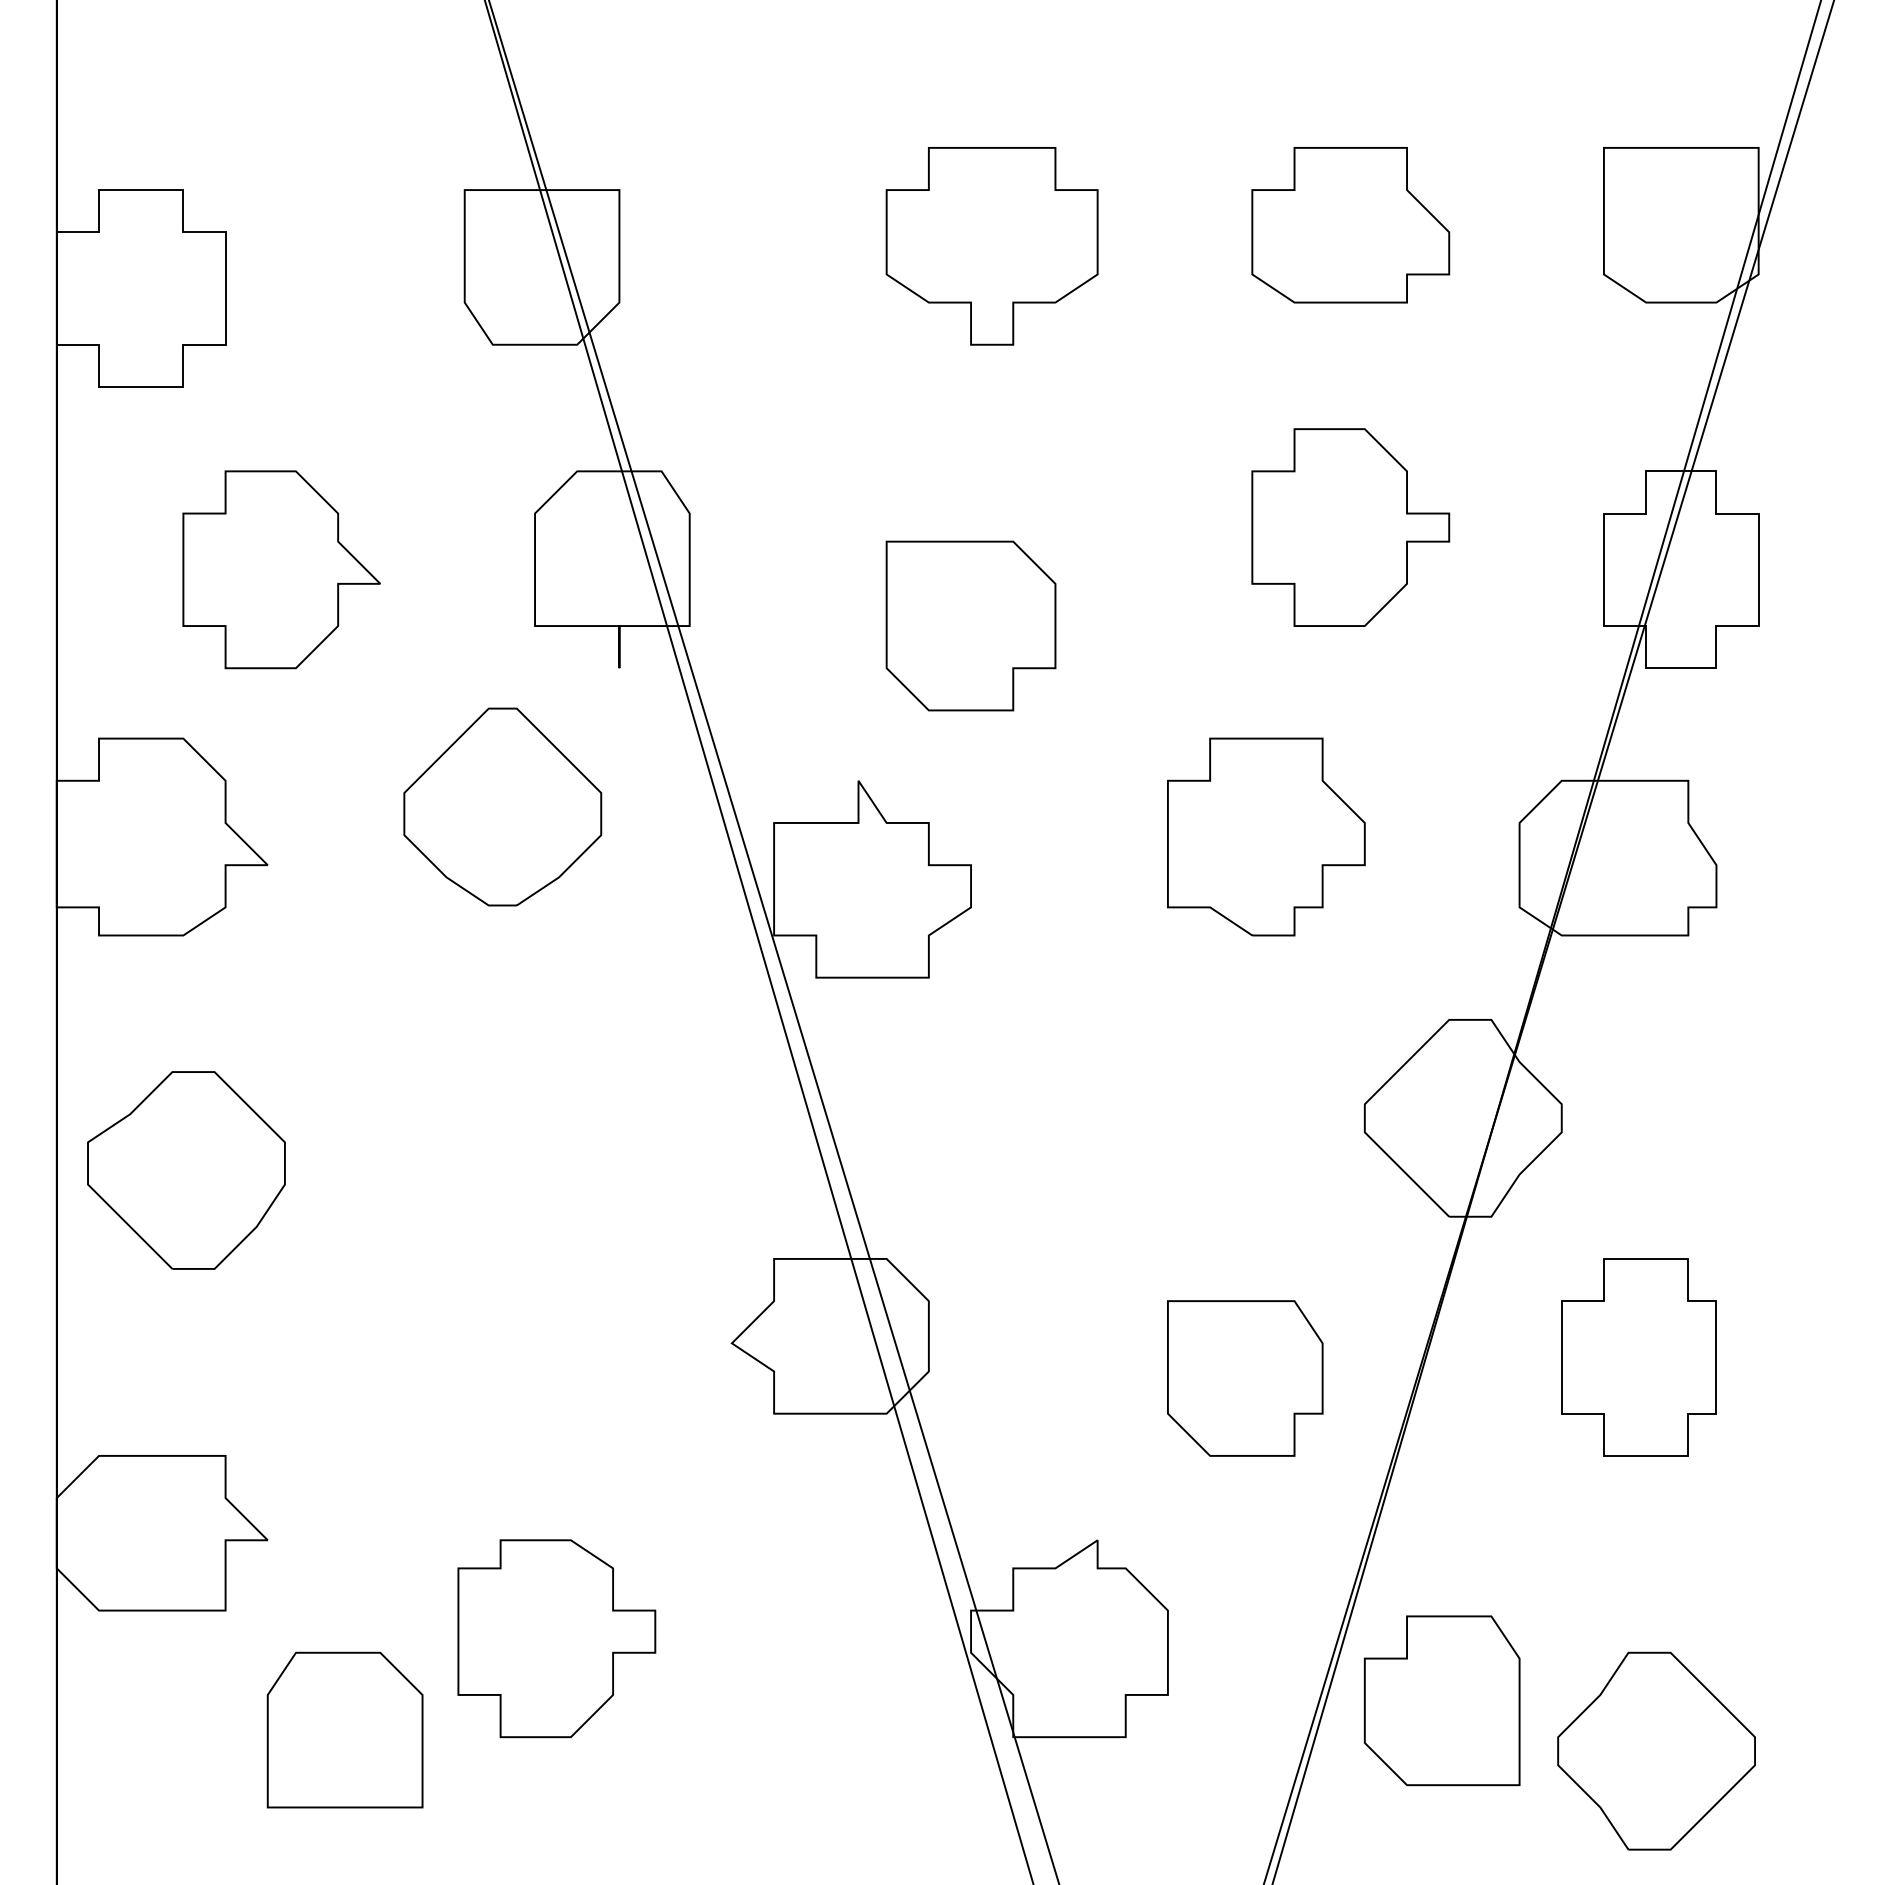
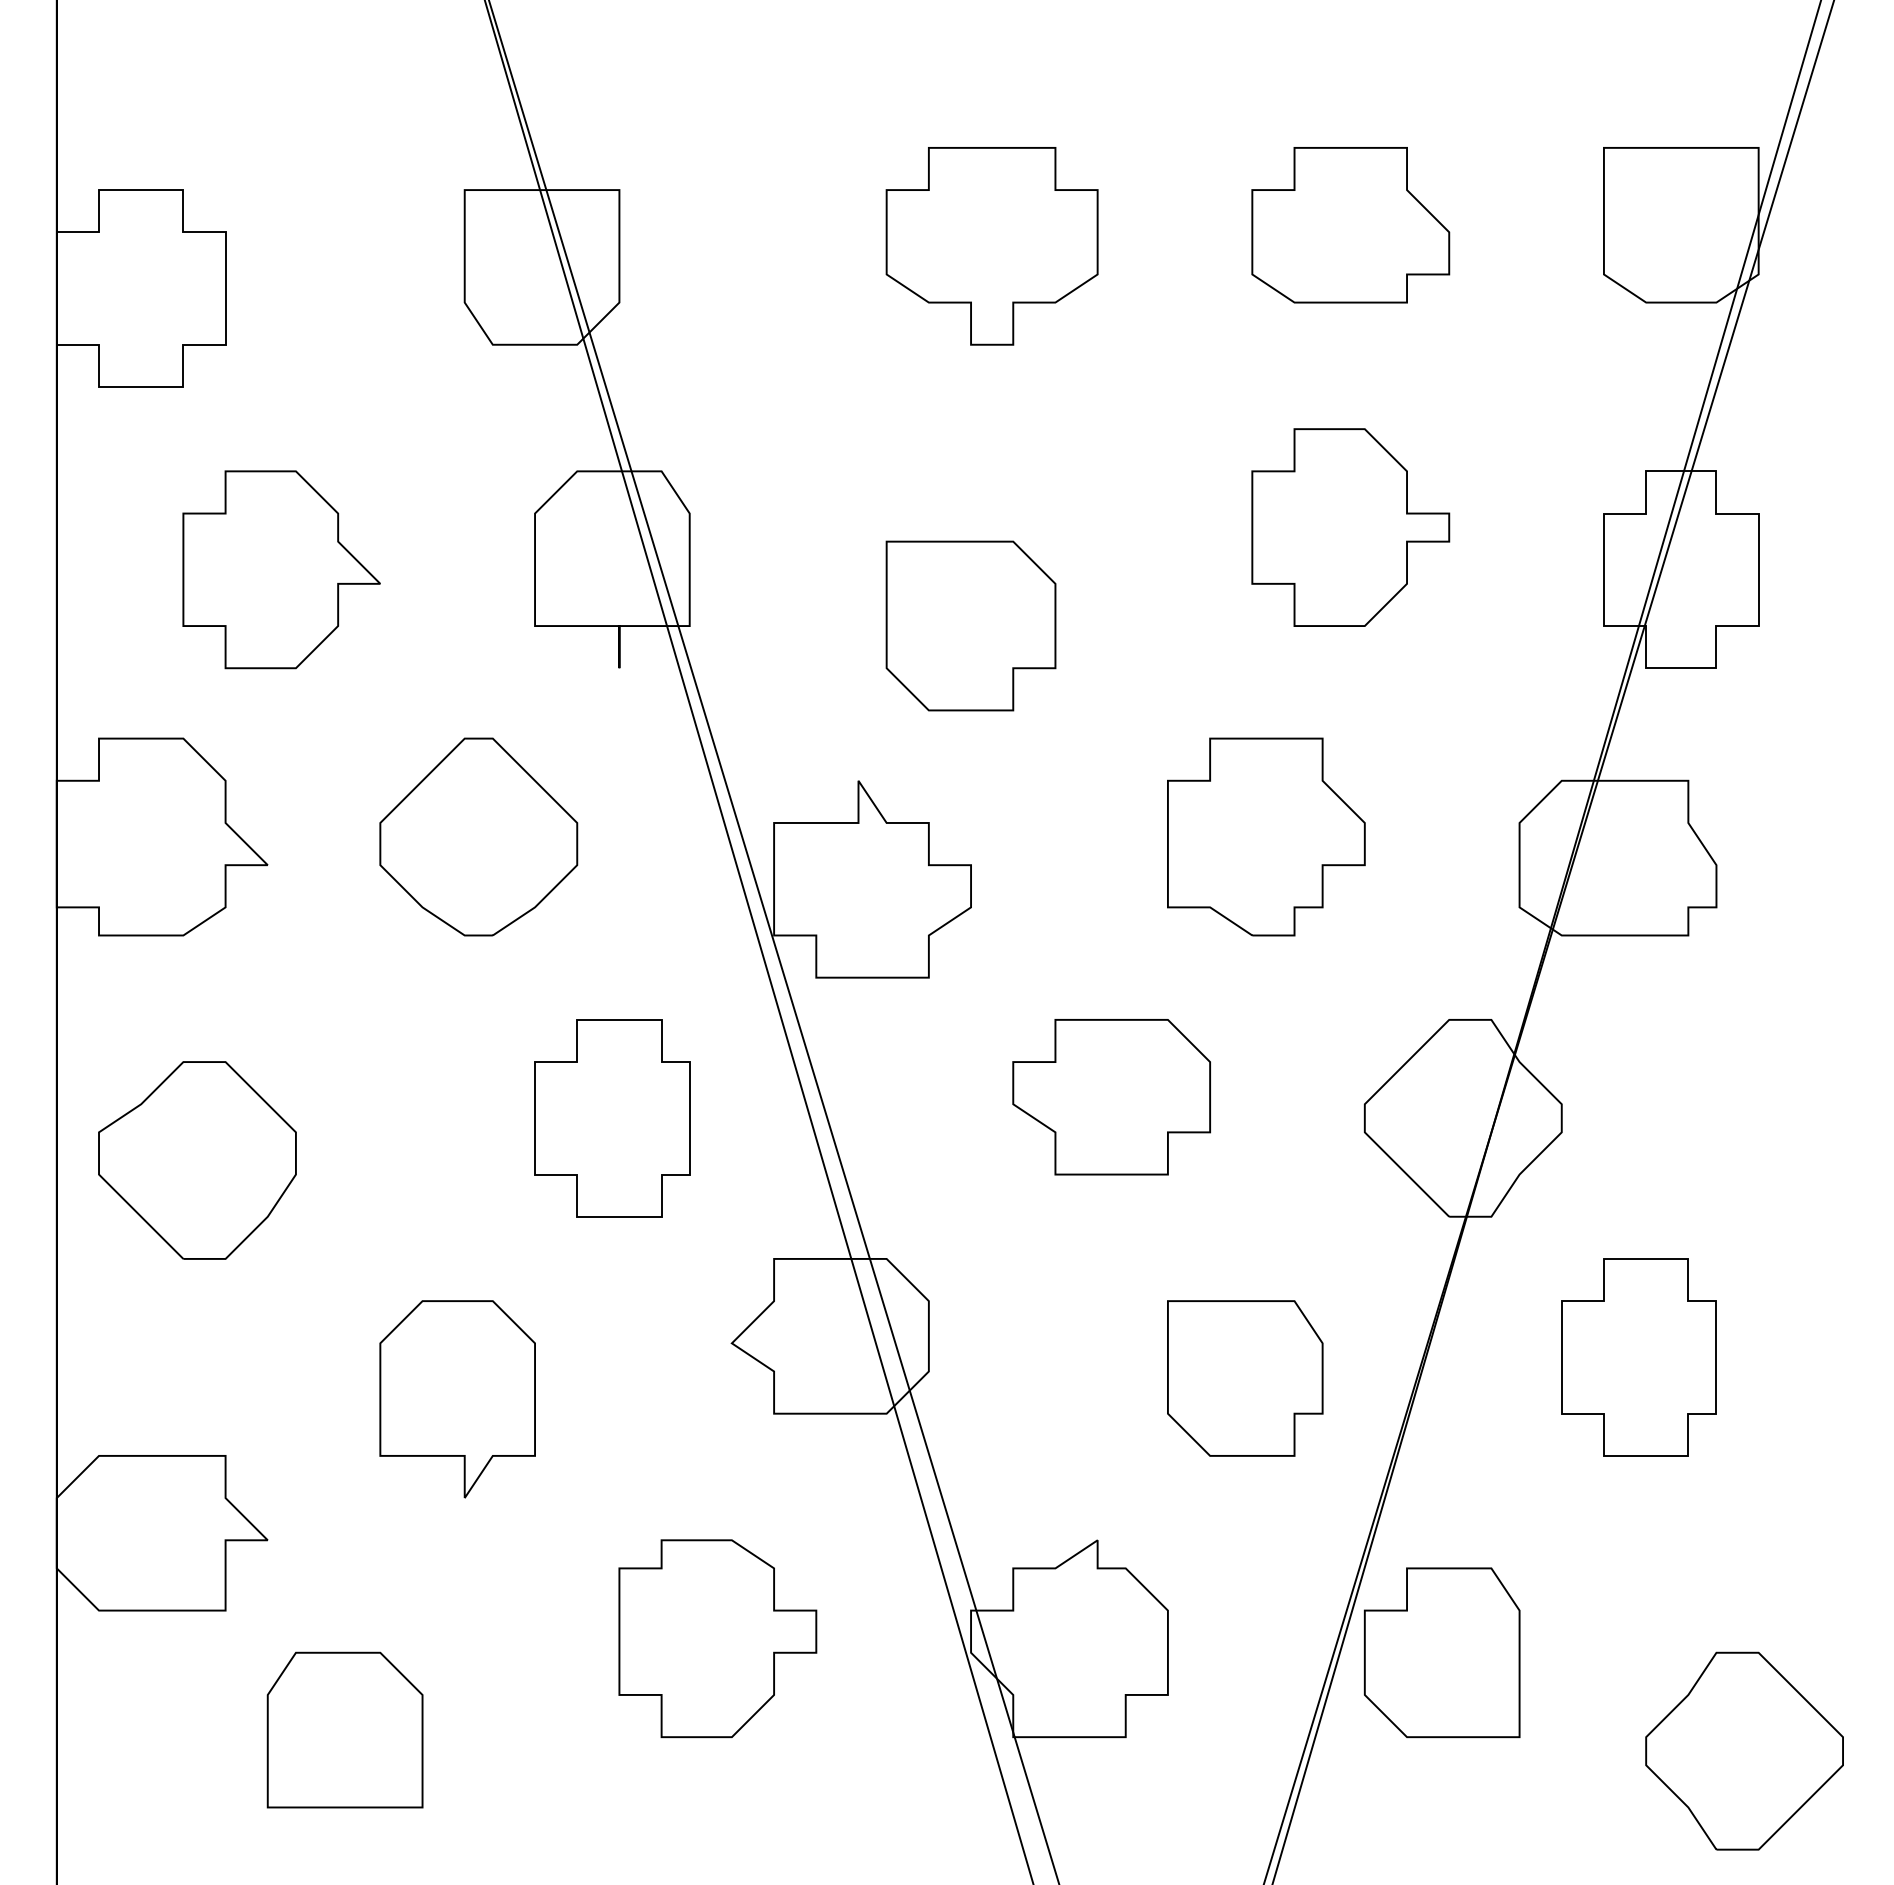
part position: (502, 806) -> (478, 836) (478, 836)
part: none -> present (1111, 1097)
part: none -> present (612, 1118)
part position: (186, 1170) -> (197, 1160) (197, 1160)
part: none -> present (457, 1399)
part position: (556, 1638) -> (717, 1638) (717, 1638)
part position: (1441, 1700) -> (1441, 1652) (1441, 1652)
part position: (1656, 1750) -> (1744, 1750) (1744, 1750)
